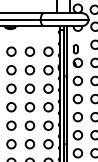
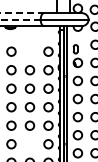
line: solid -> dashed (22, 13)
line: solid -> dashed (20, 19)
circle: present -> none (29, 51)
circle: present -> none (29, 144)
